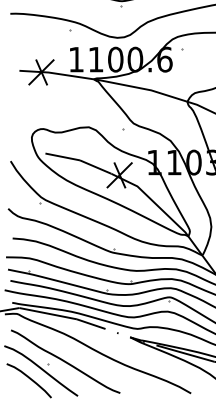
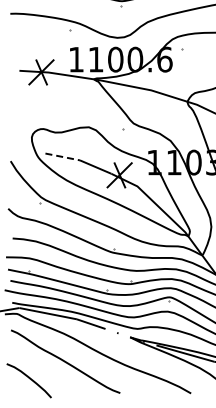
line: solid -> dashed (62, 156)
part: present -> none (41, 370)
